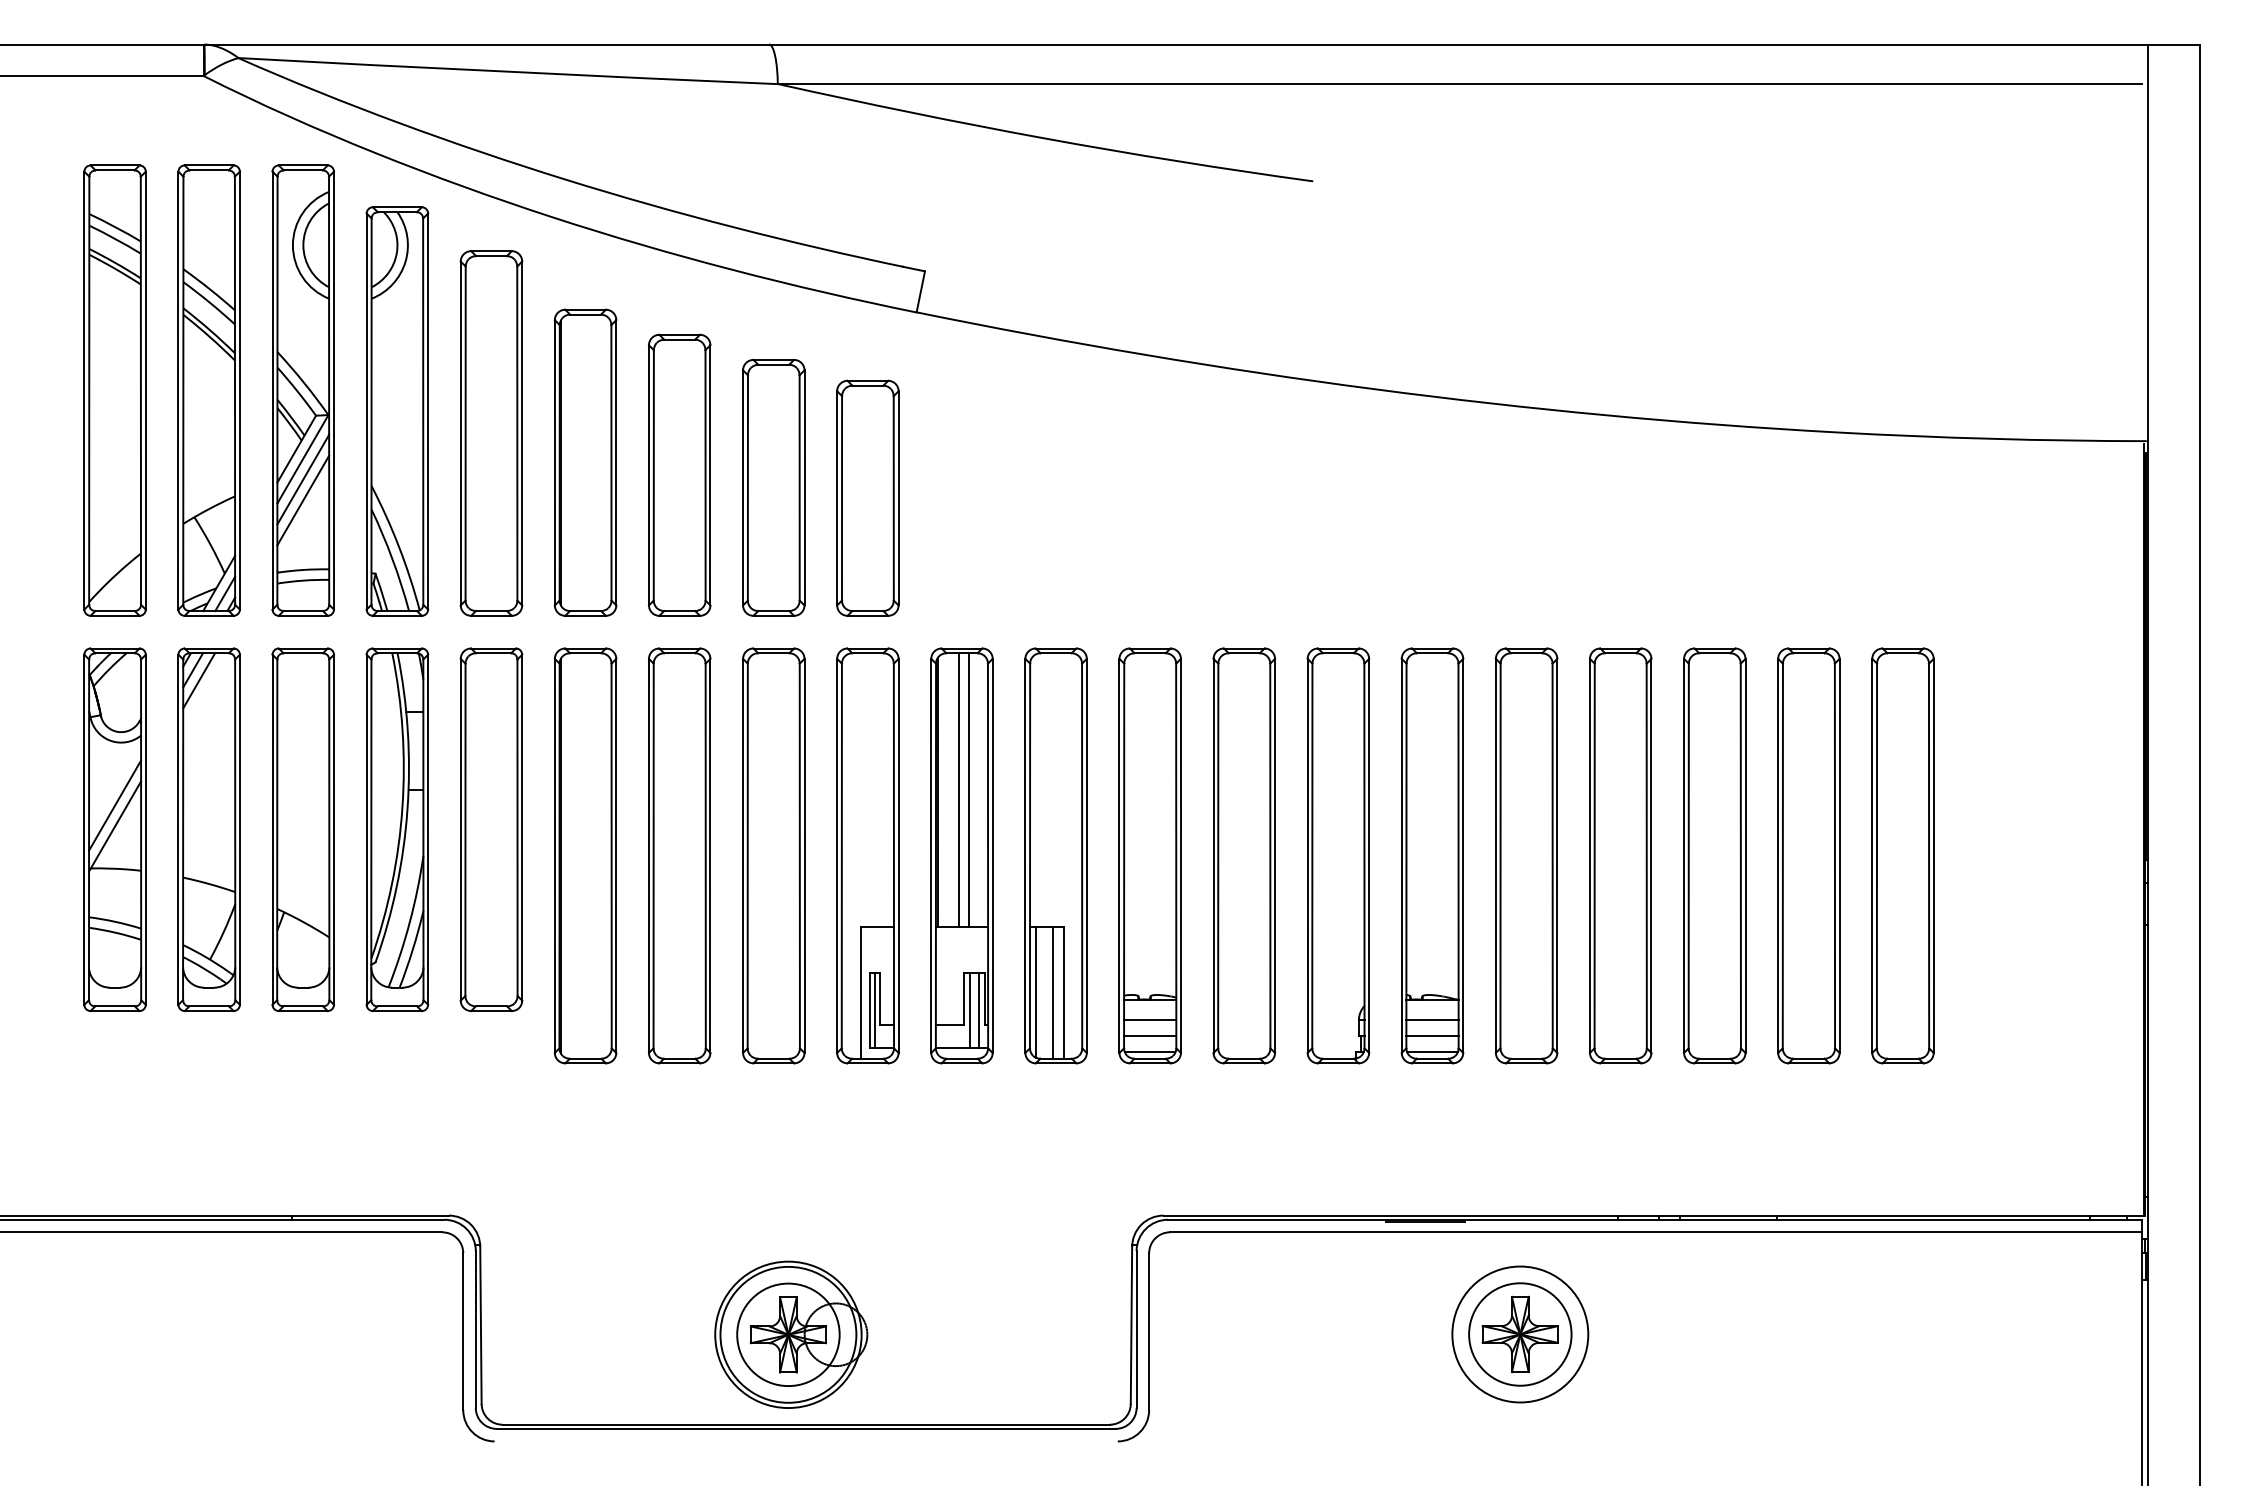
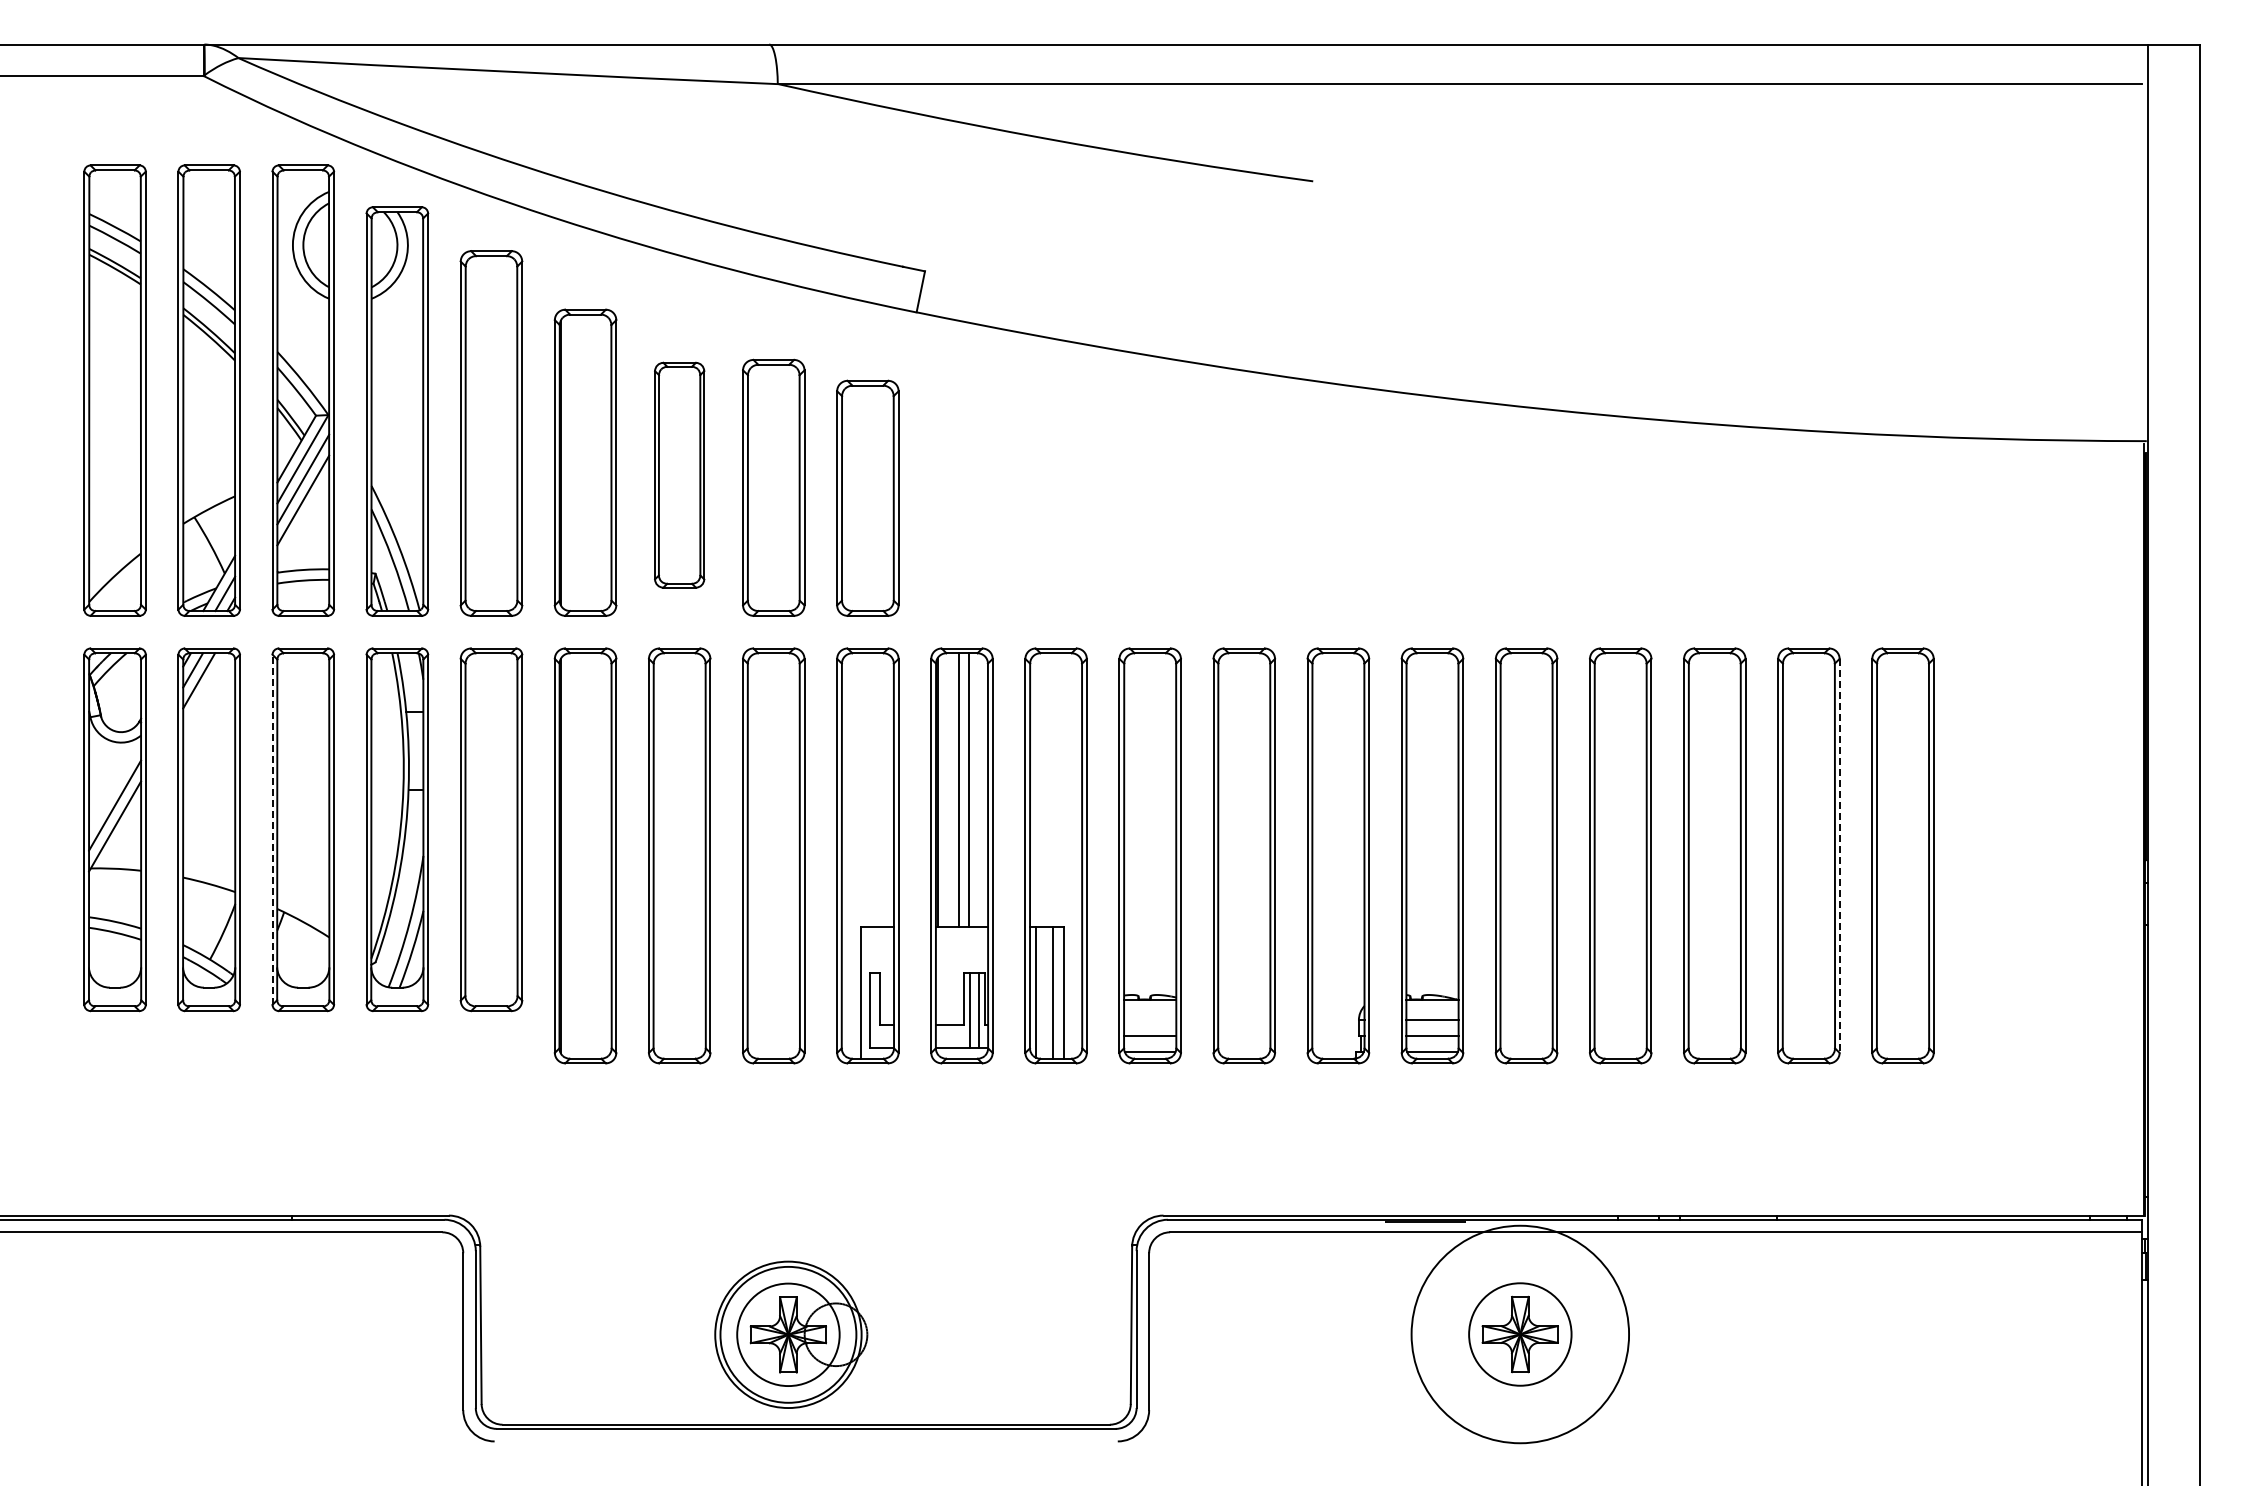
part size: 65x284 px -> 52x228 px (679, 474)
line: solid -> dashed (272, 829)
line: solid -> dashed (1839, 855)
line: present -> none (874, 1010)
line: present -> none (1150, 1020)
circle diameter: 136 px -> 217 px (1520, 1334)
